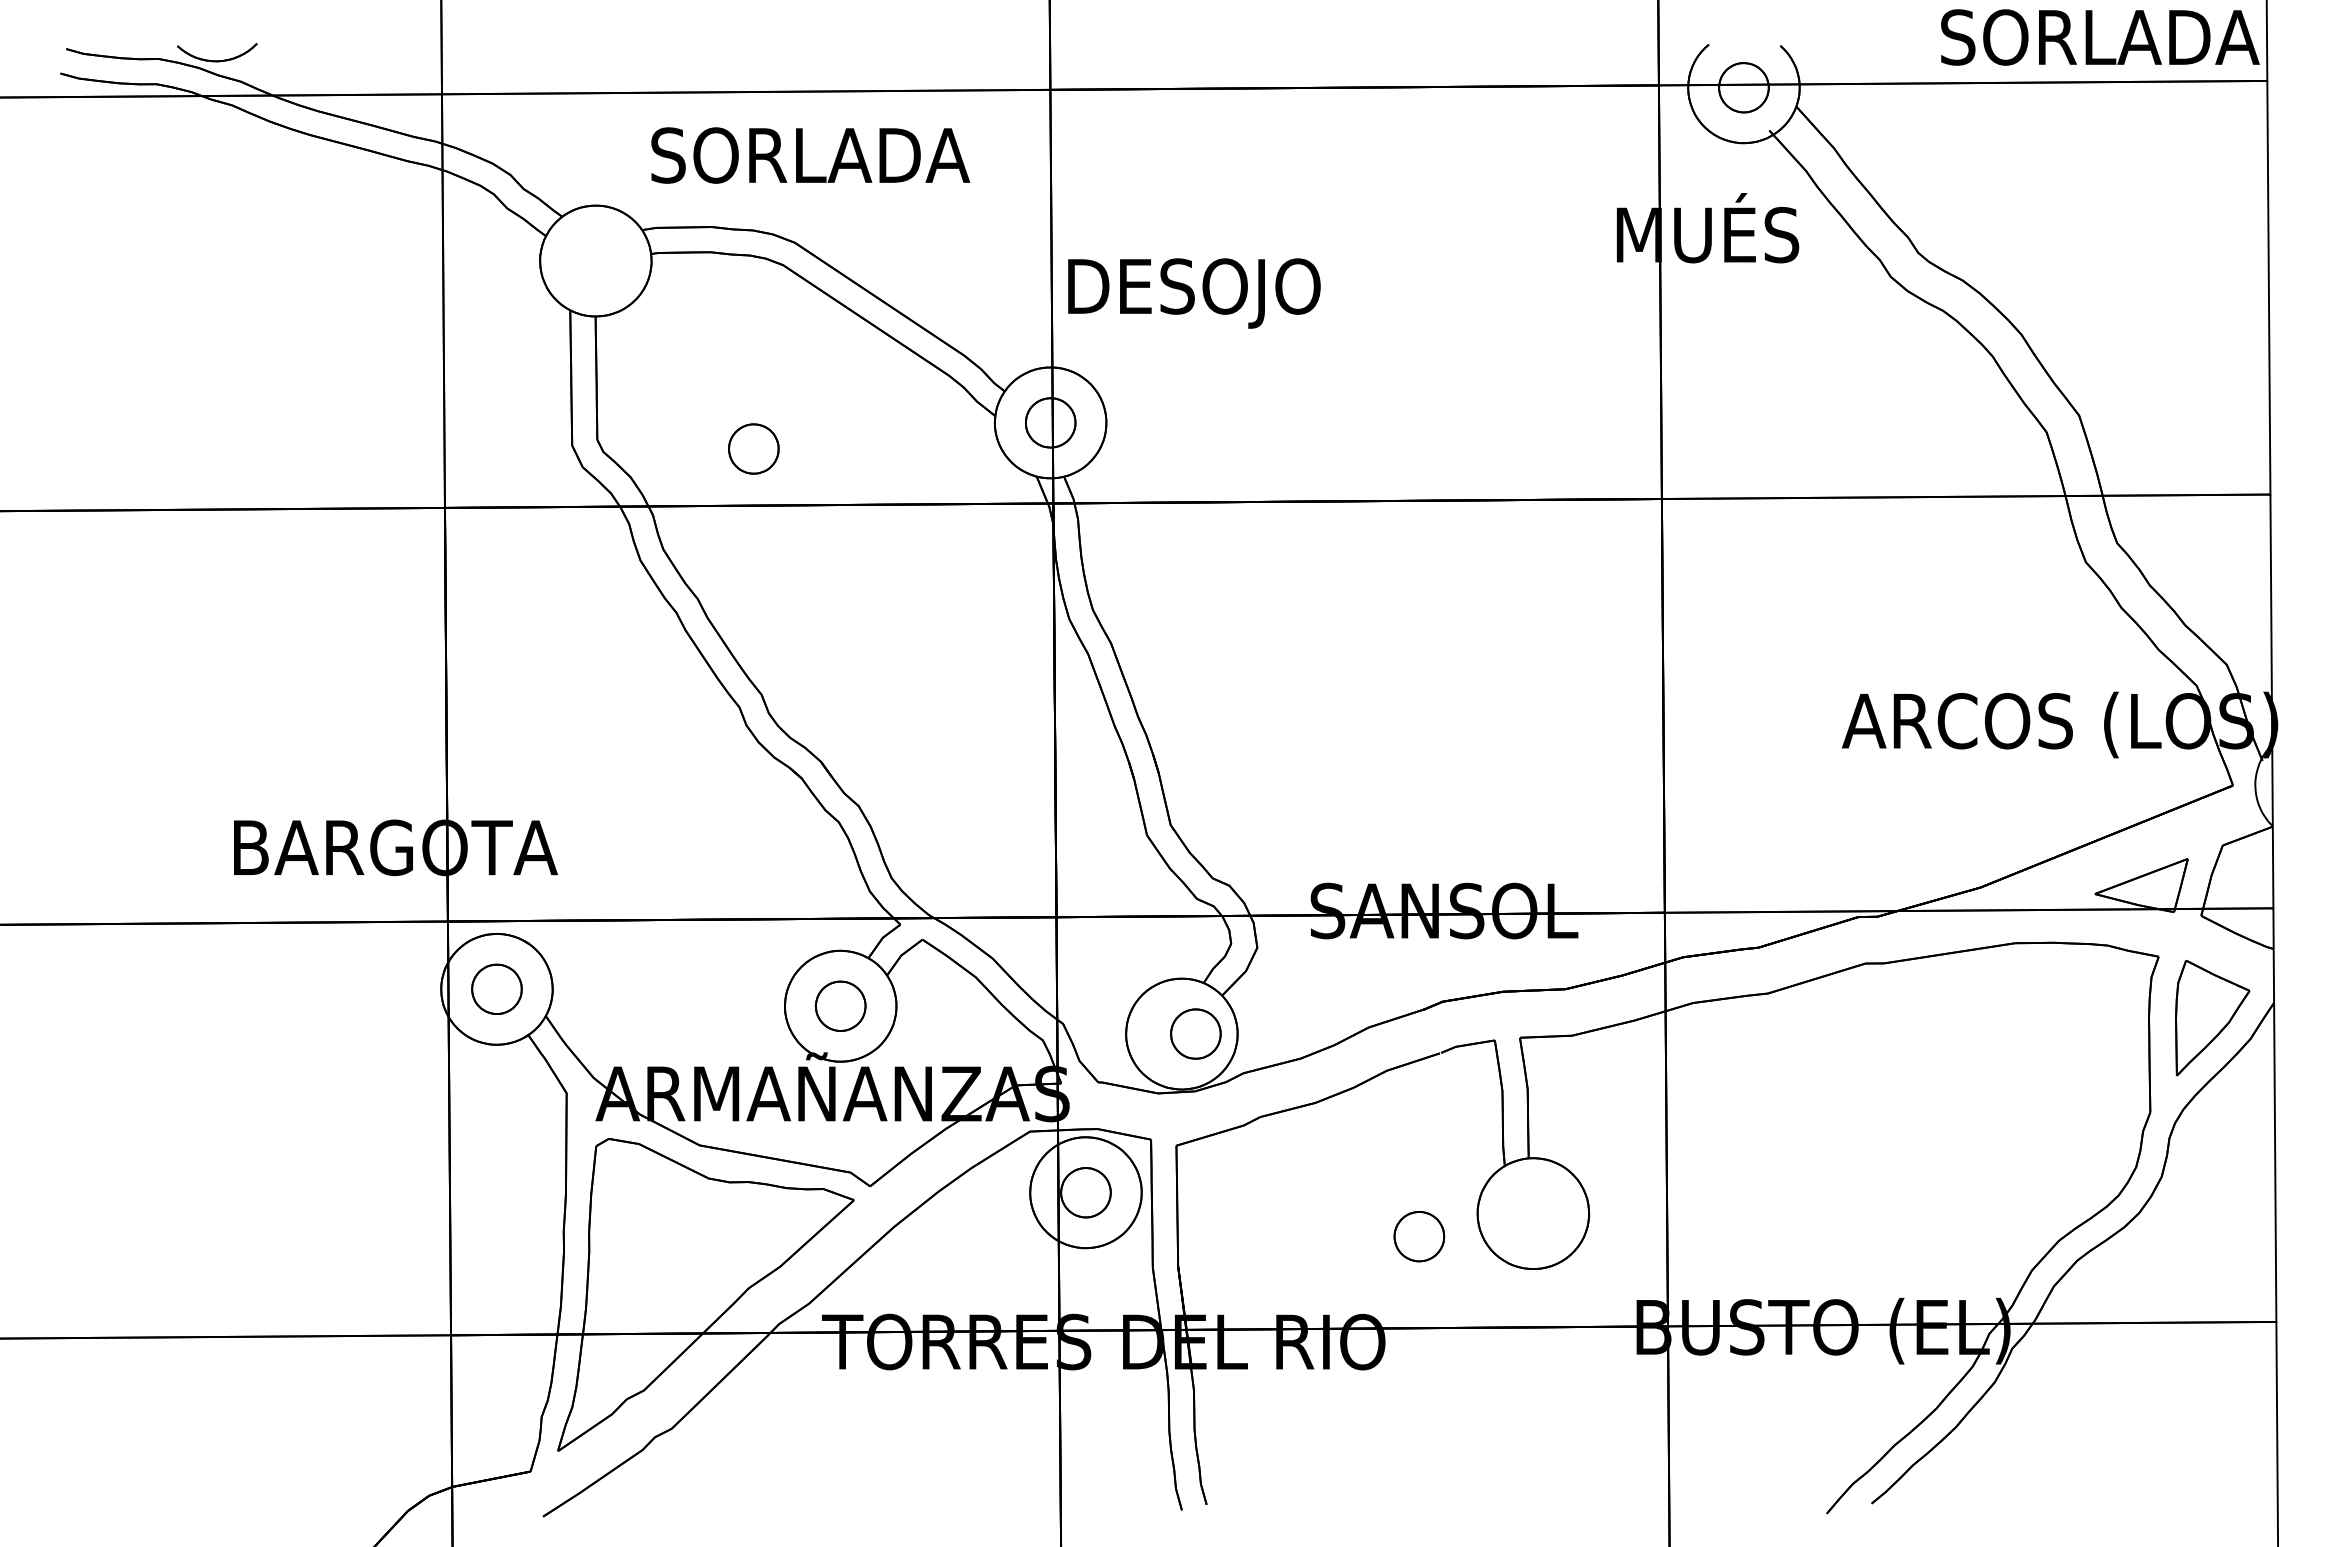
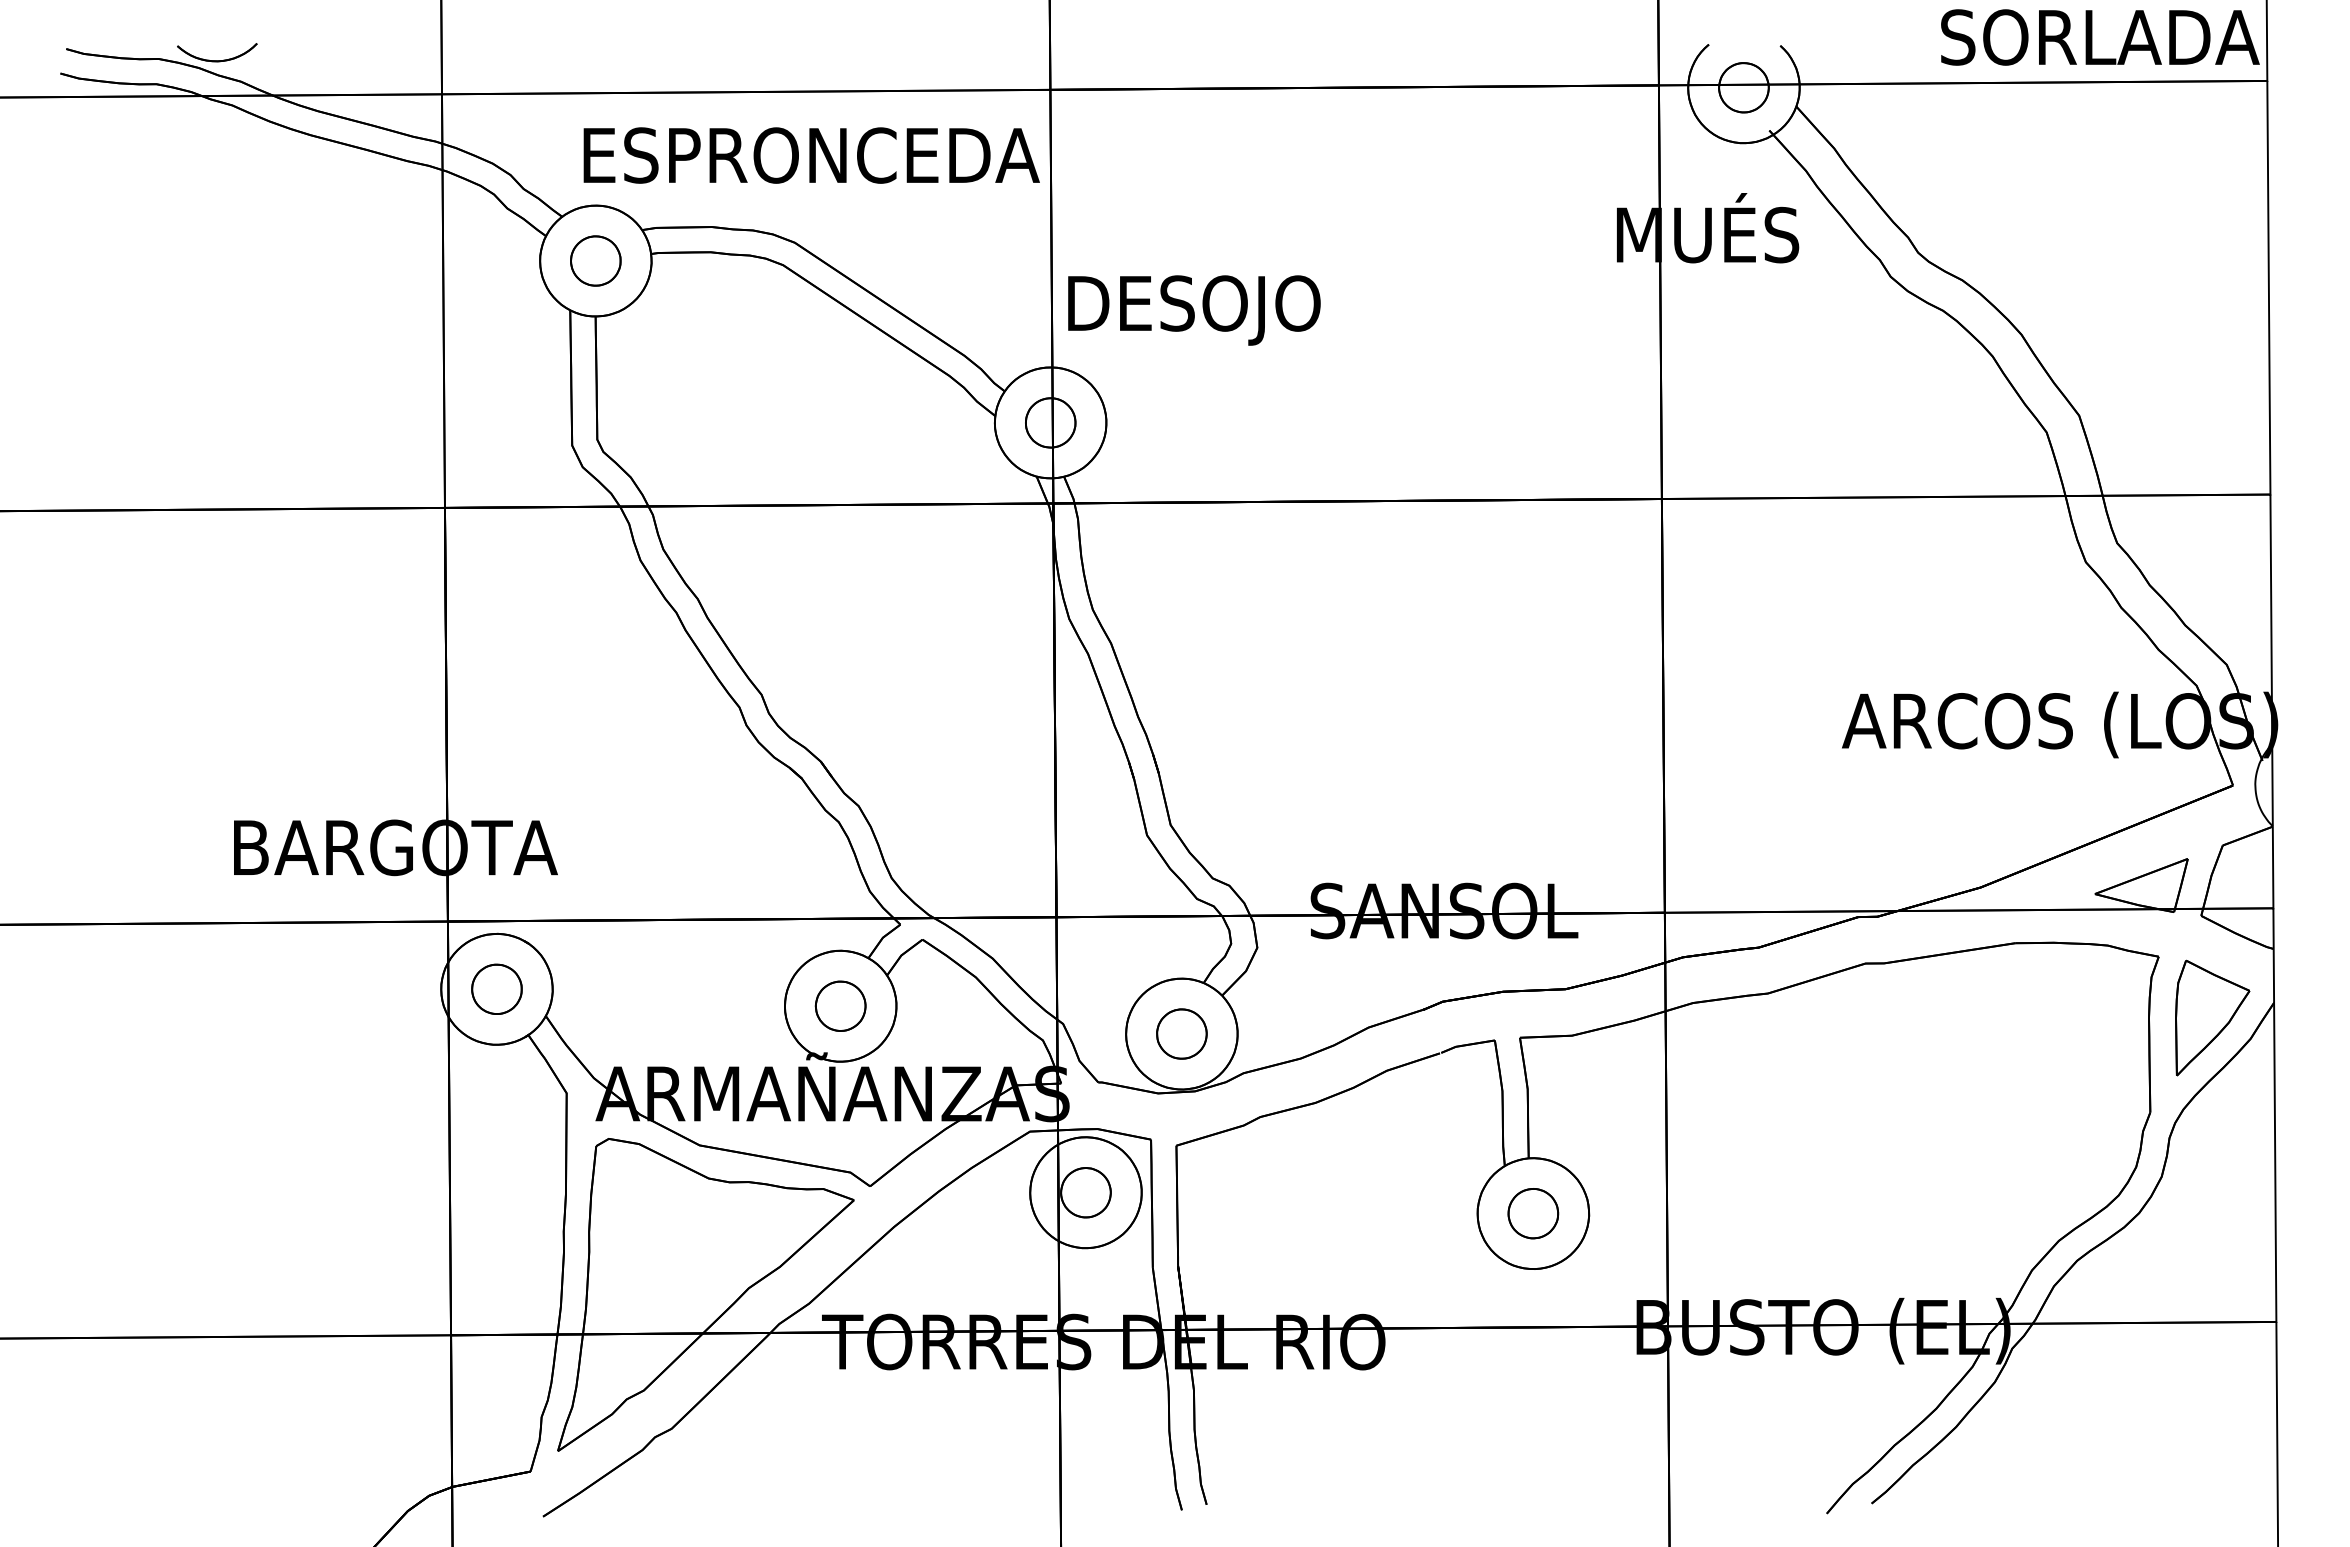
text: SORLADA -> ESPRONCEDA (811, 155)
text position: (1194, 293) -> (1194, 310) (1194, 310)
part position: (753, 448) -> (595, 260) (595, 260)
part position: (1195, 1033) -> (1181, 1033) (1181, 1033)
part position: (1419, 1236) -> (1533, 1213) (1533, 1213)
